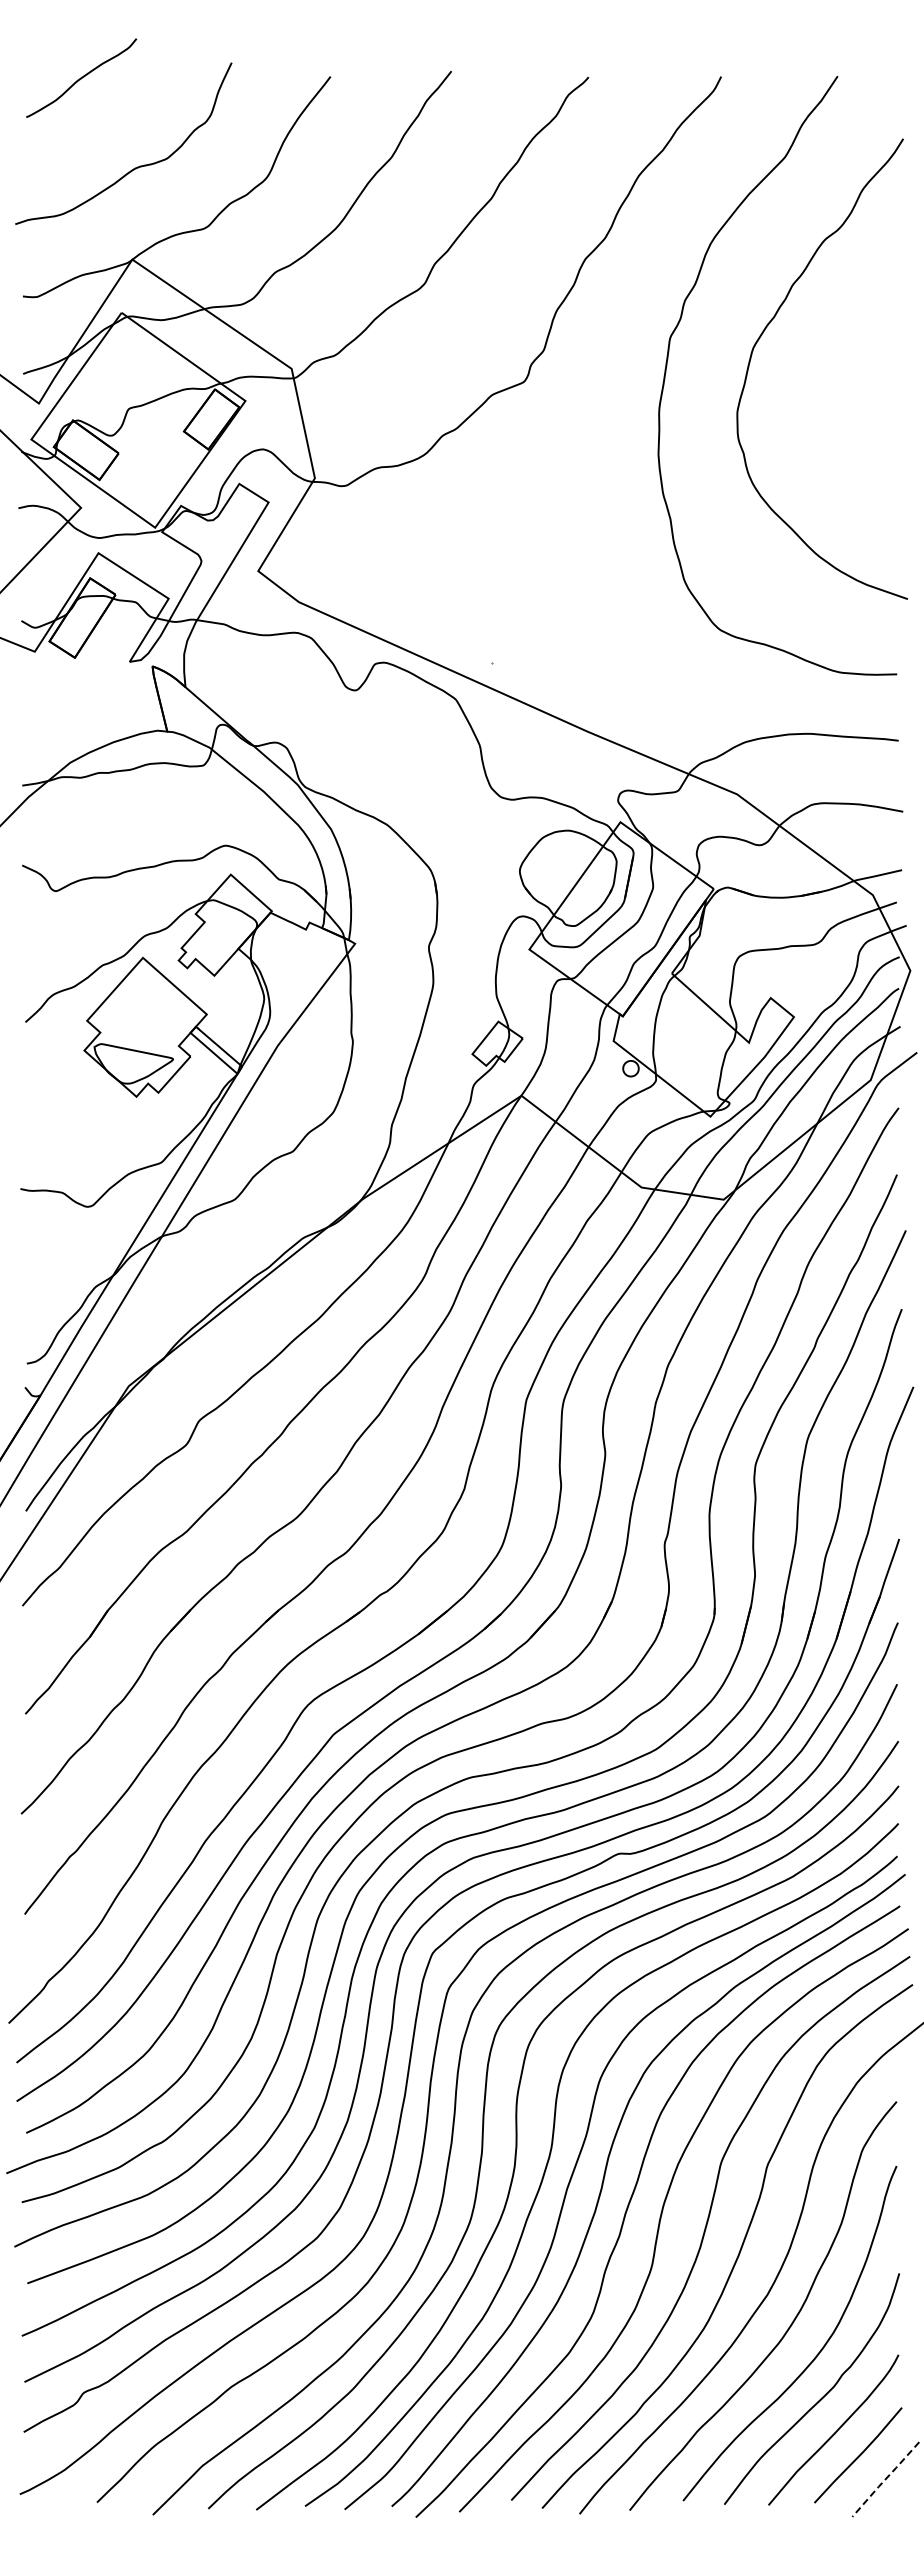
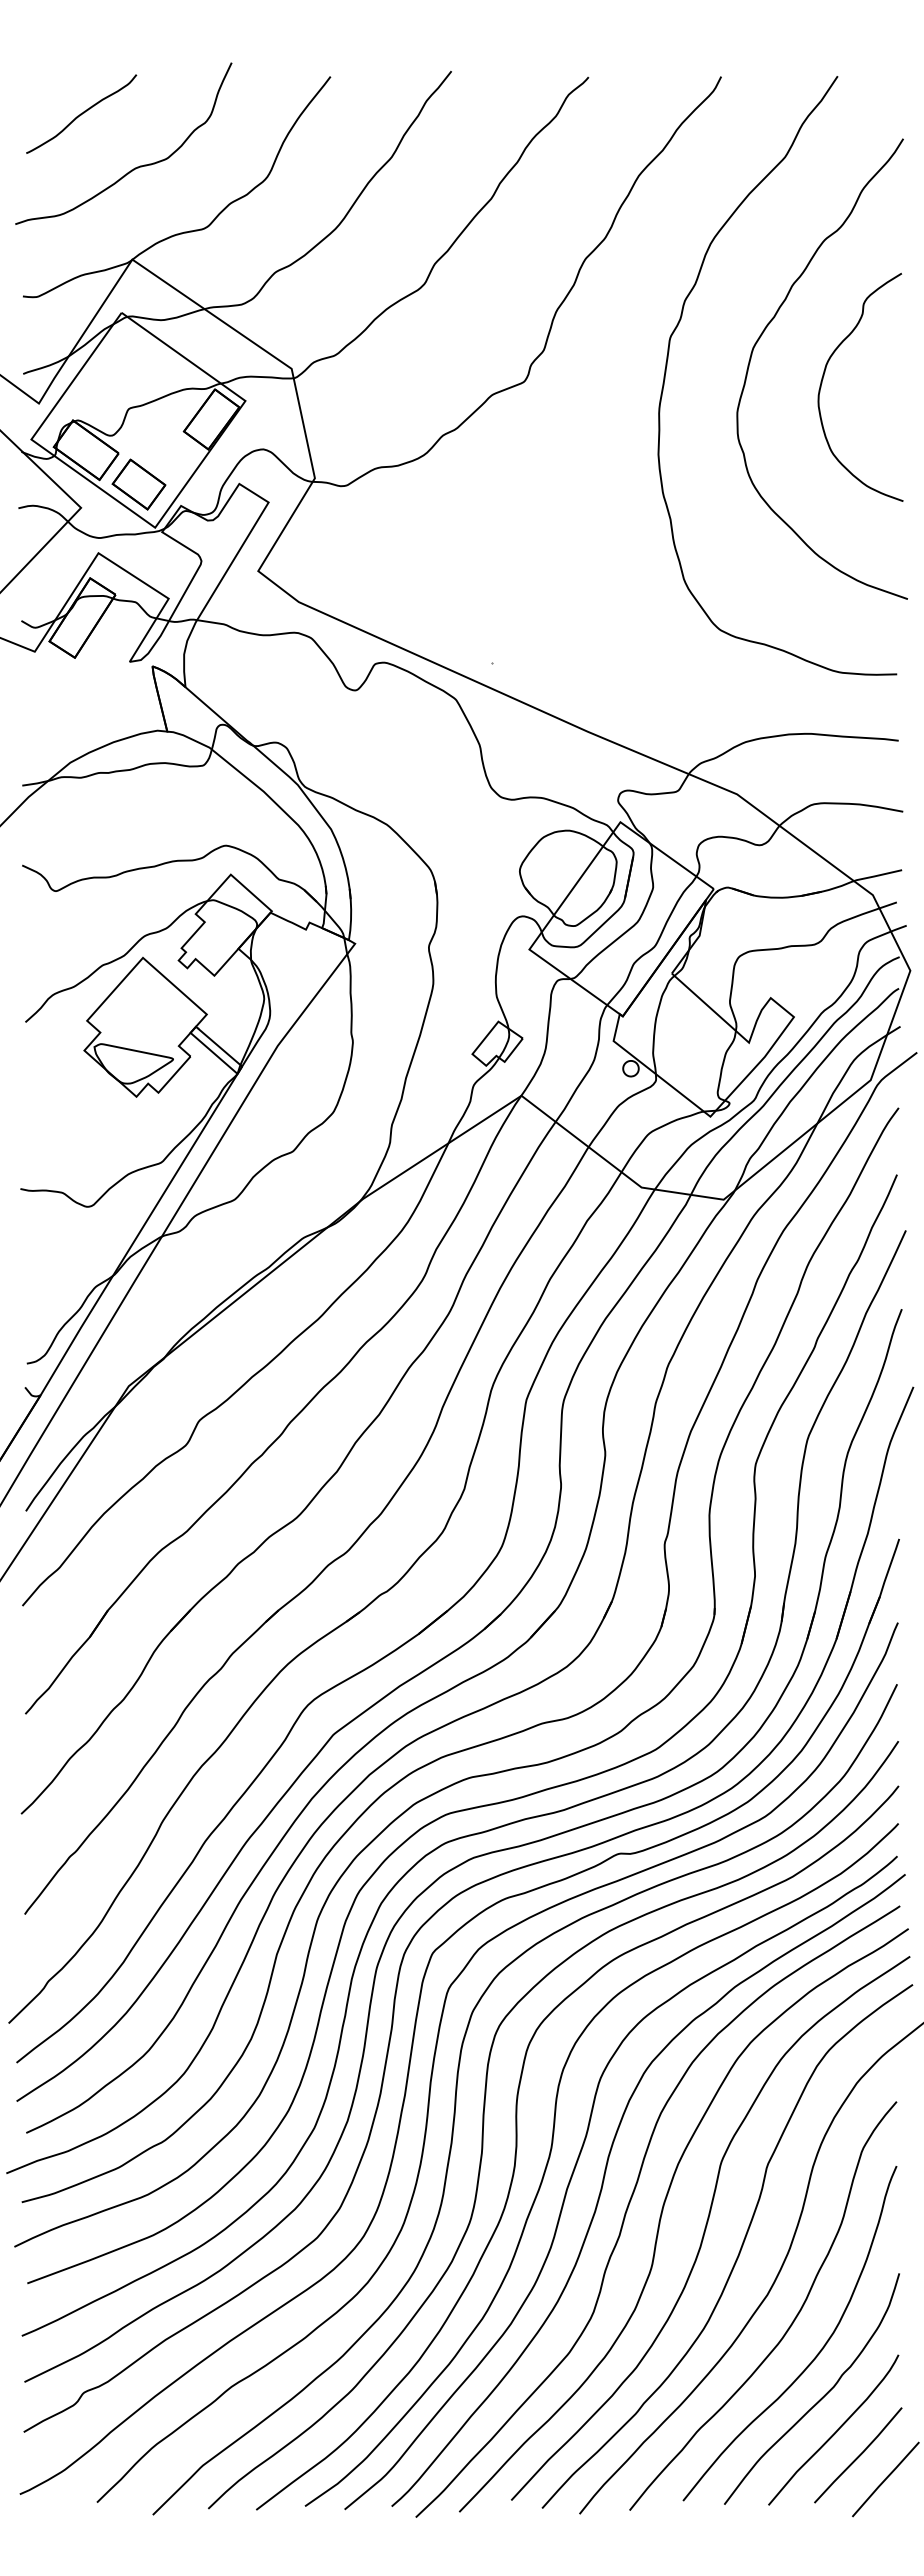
curve position: (81, 77) -> (81, 113) (81, 113)
curve: none -> present (824, 375)
part: none -> present (138, 484)
line: dashed -> solid (885, 2479)
